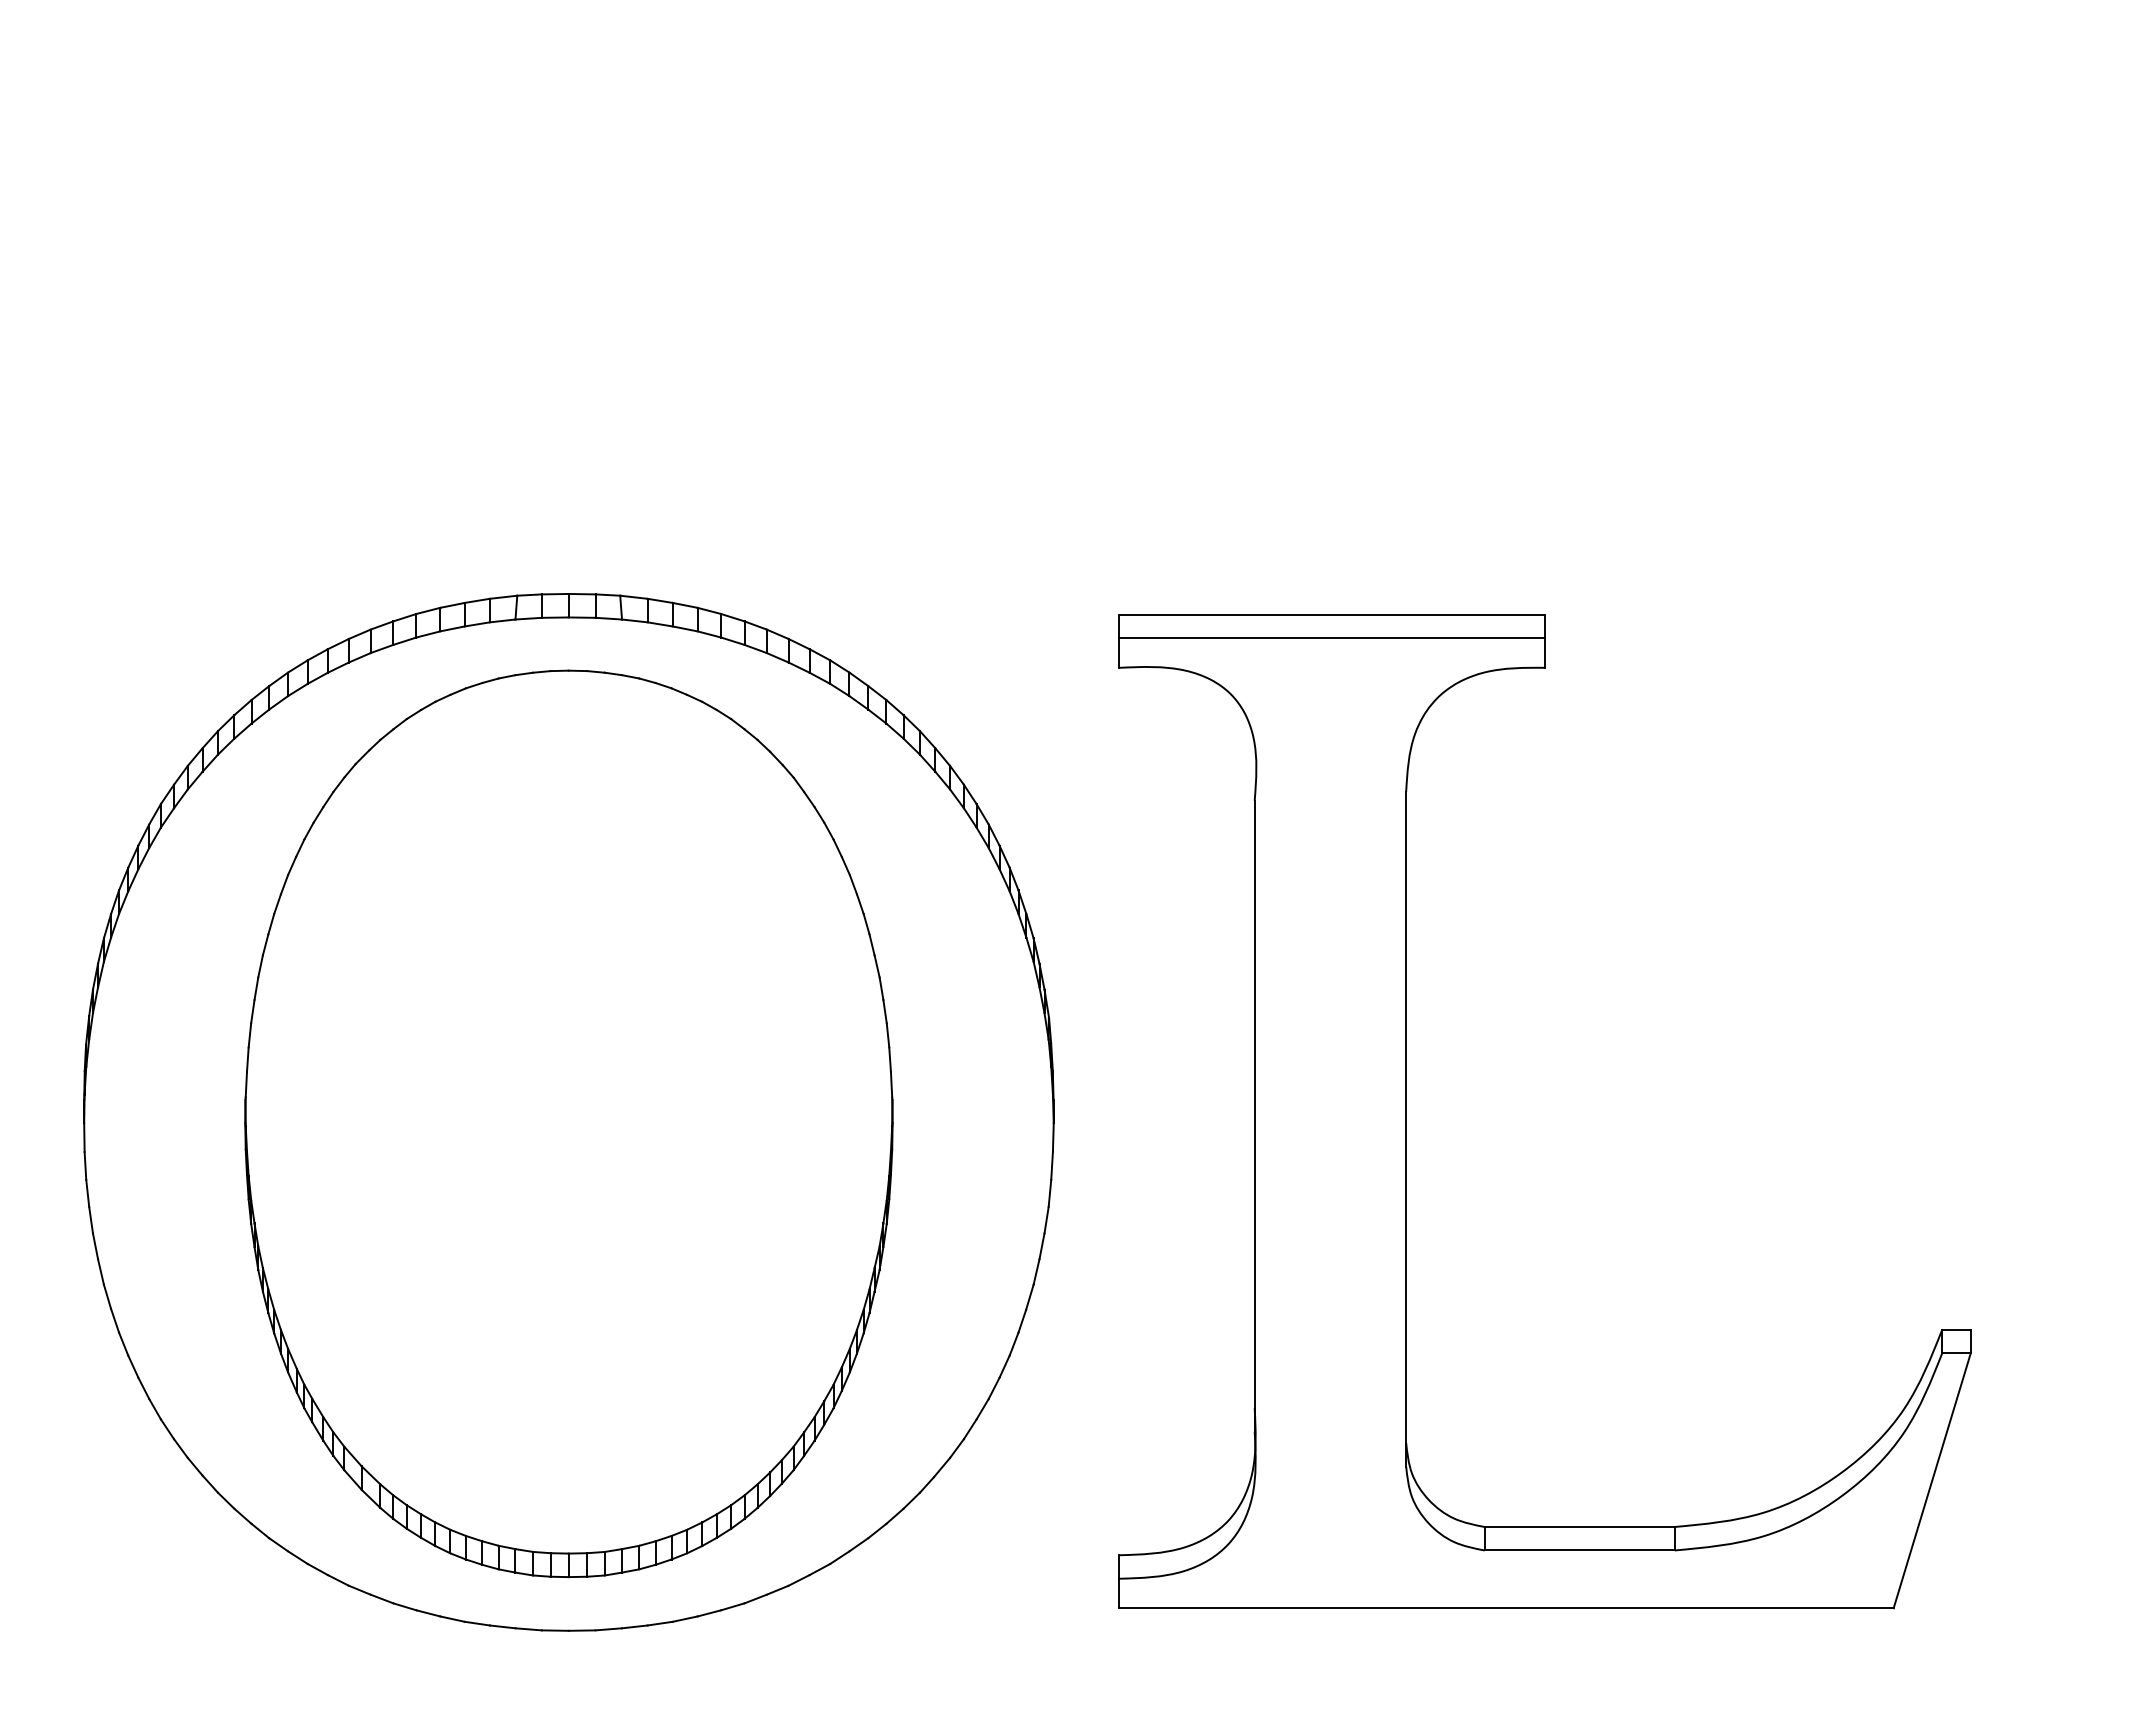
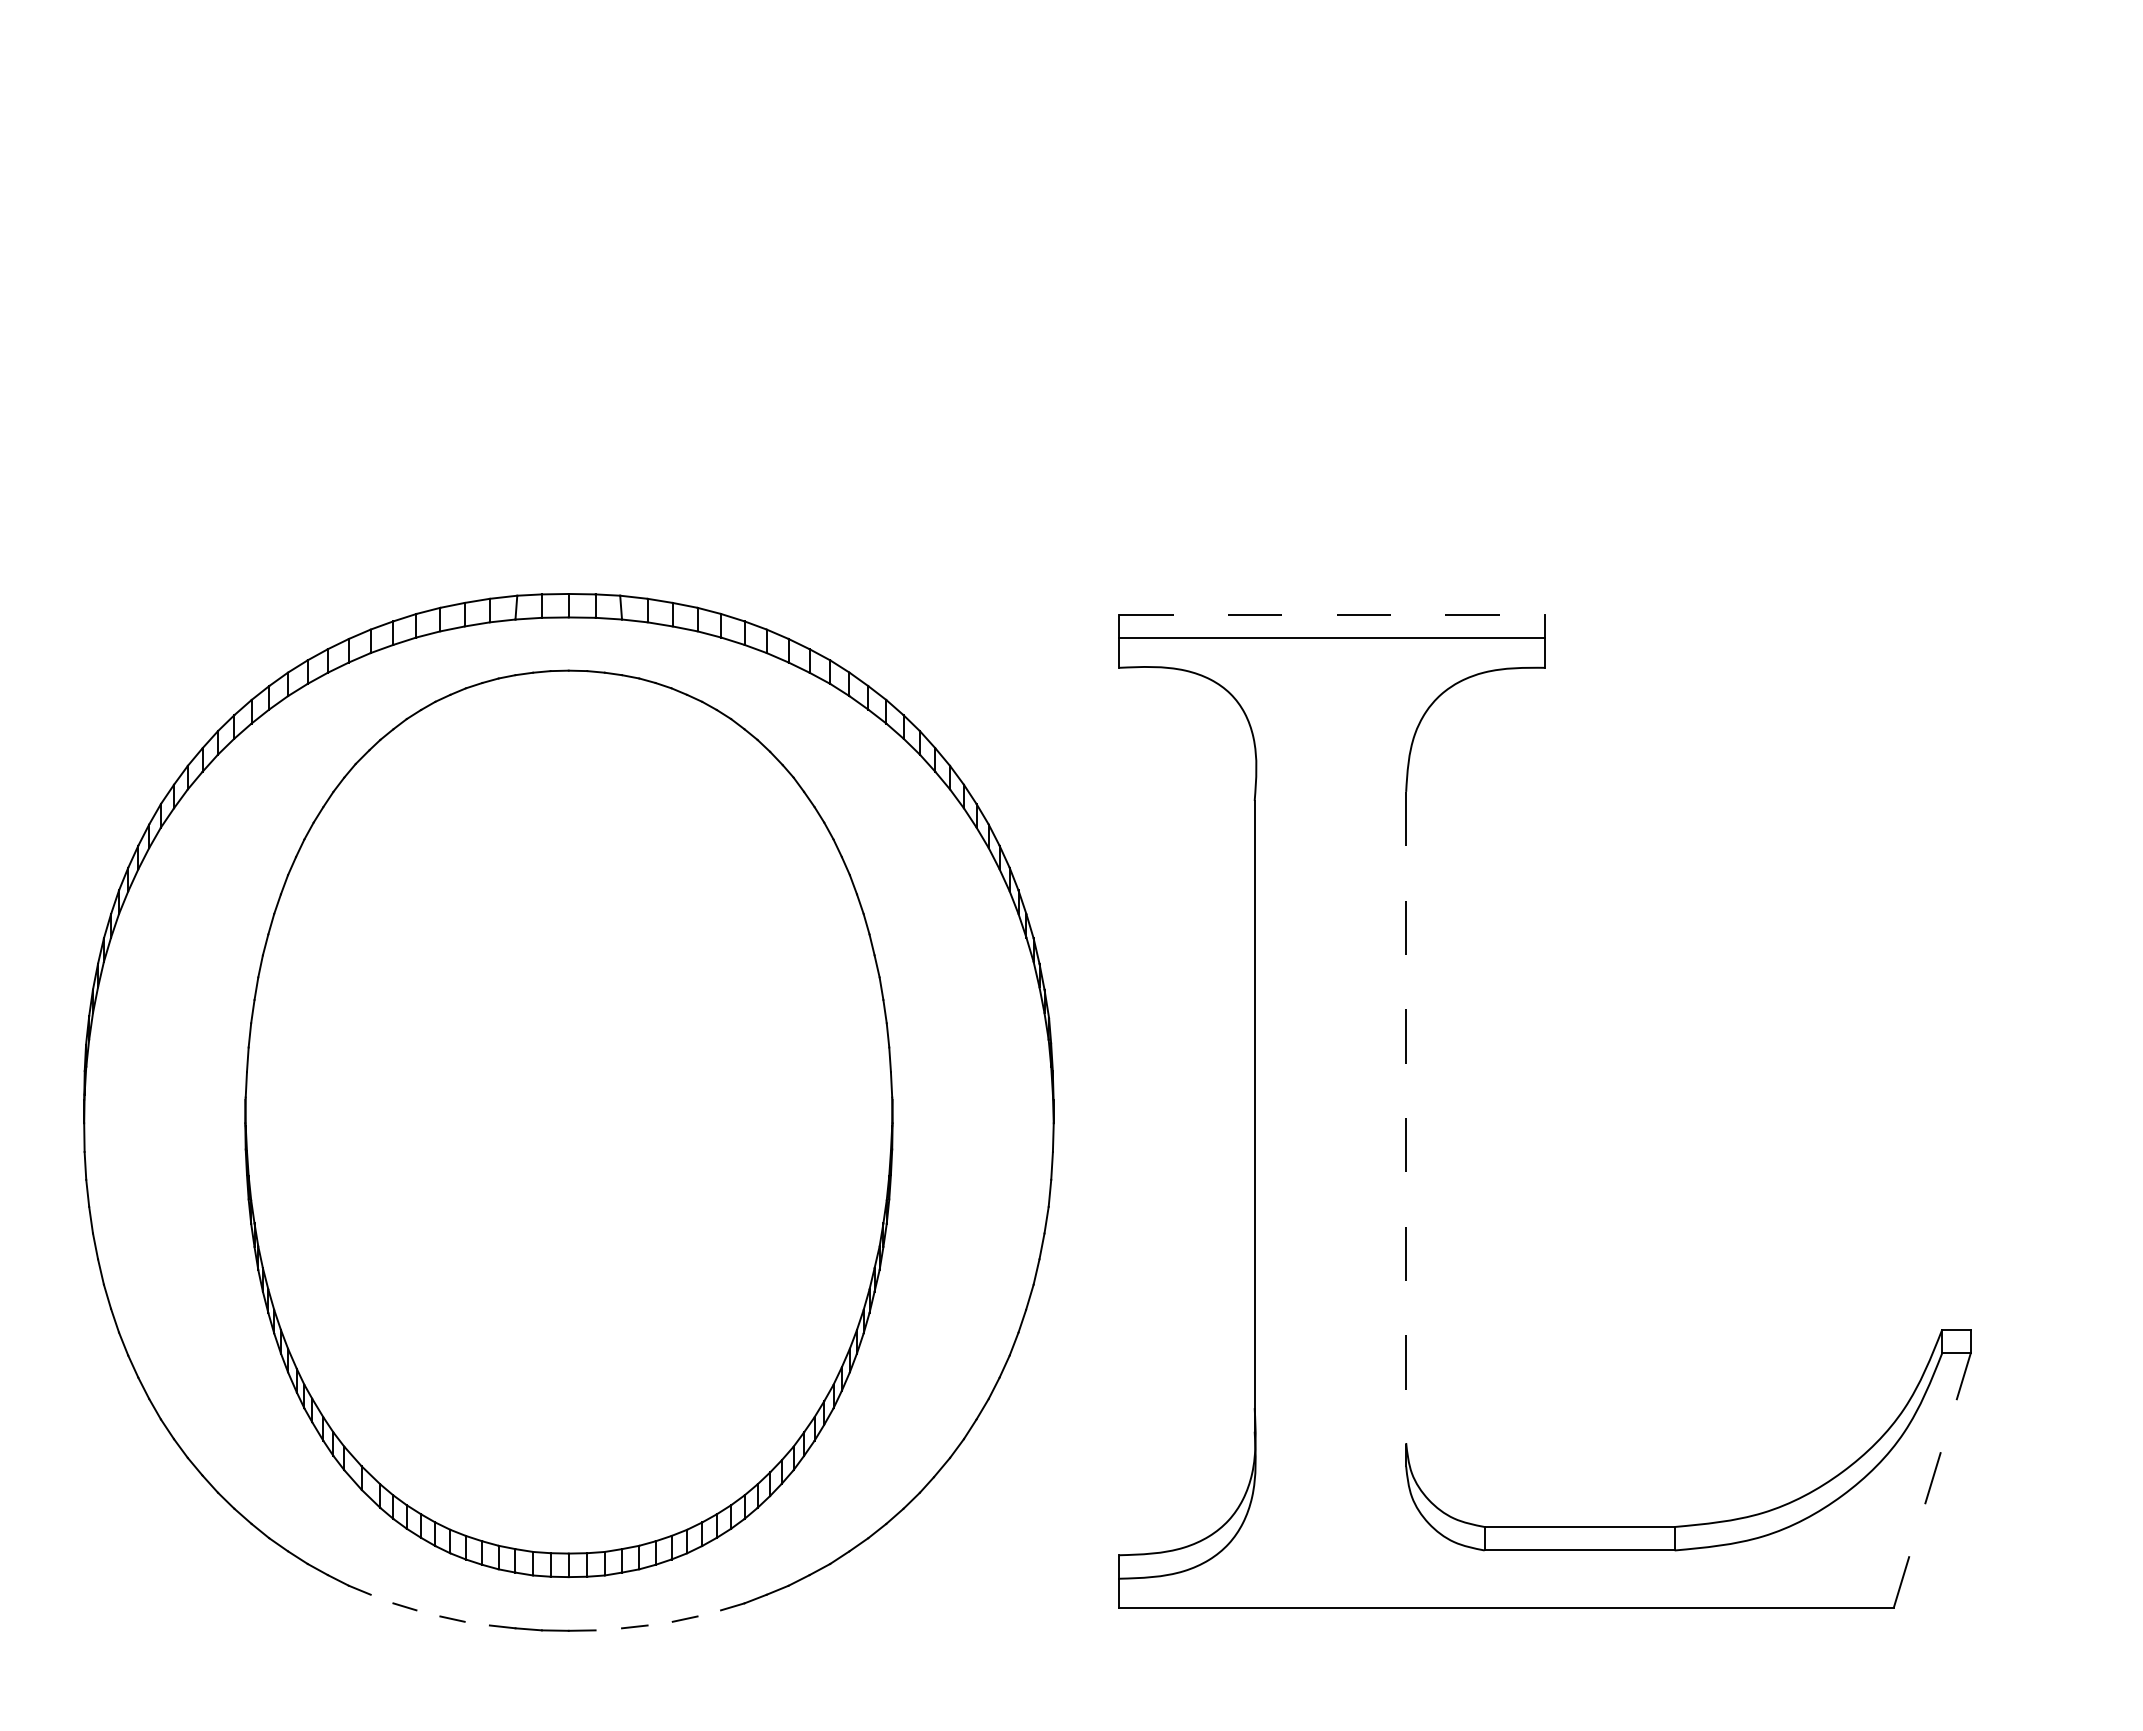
line: solid -> dashed (1332, 614)
line: solid -> dashed (1406, 1129)
line: solid -> dashed (1932, 1480)
line: present -> none (381, 1598)
line: present -> none (428, 1613)
line: present -> none (709, 1613)
line: present -> none (476, 1623)
line: present -> none (659, 1623)
line: present -> none (608, 1629)
